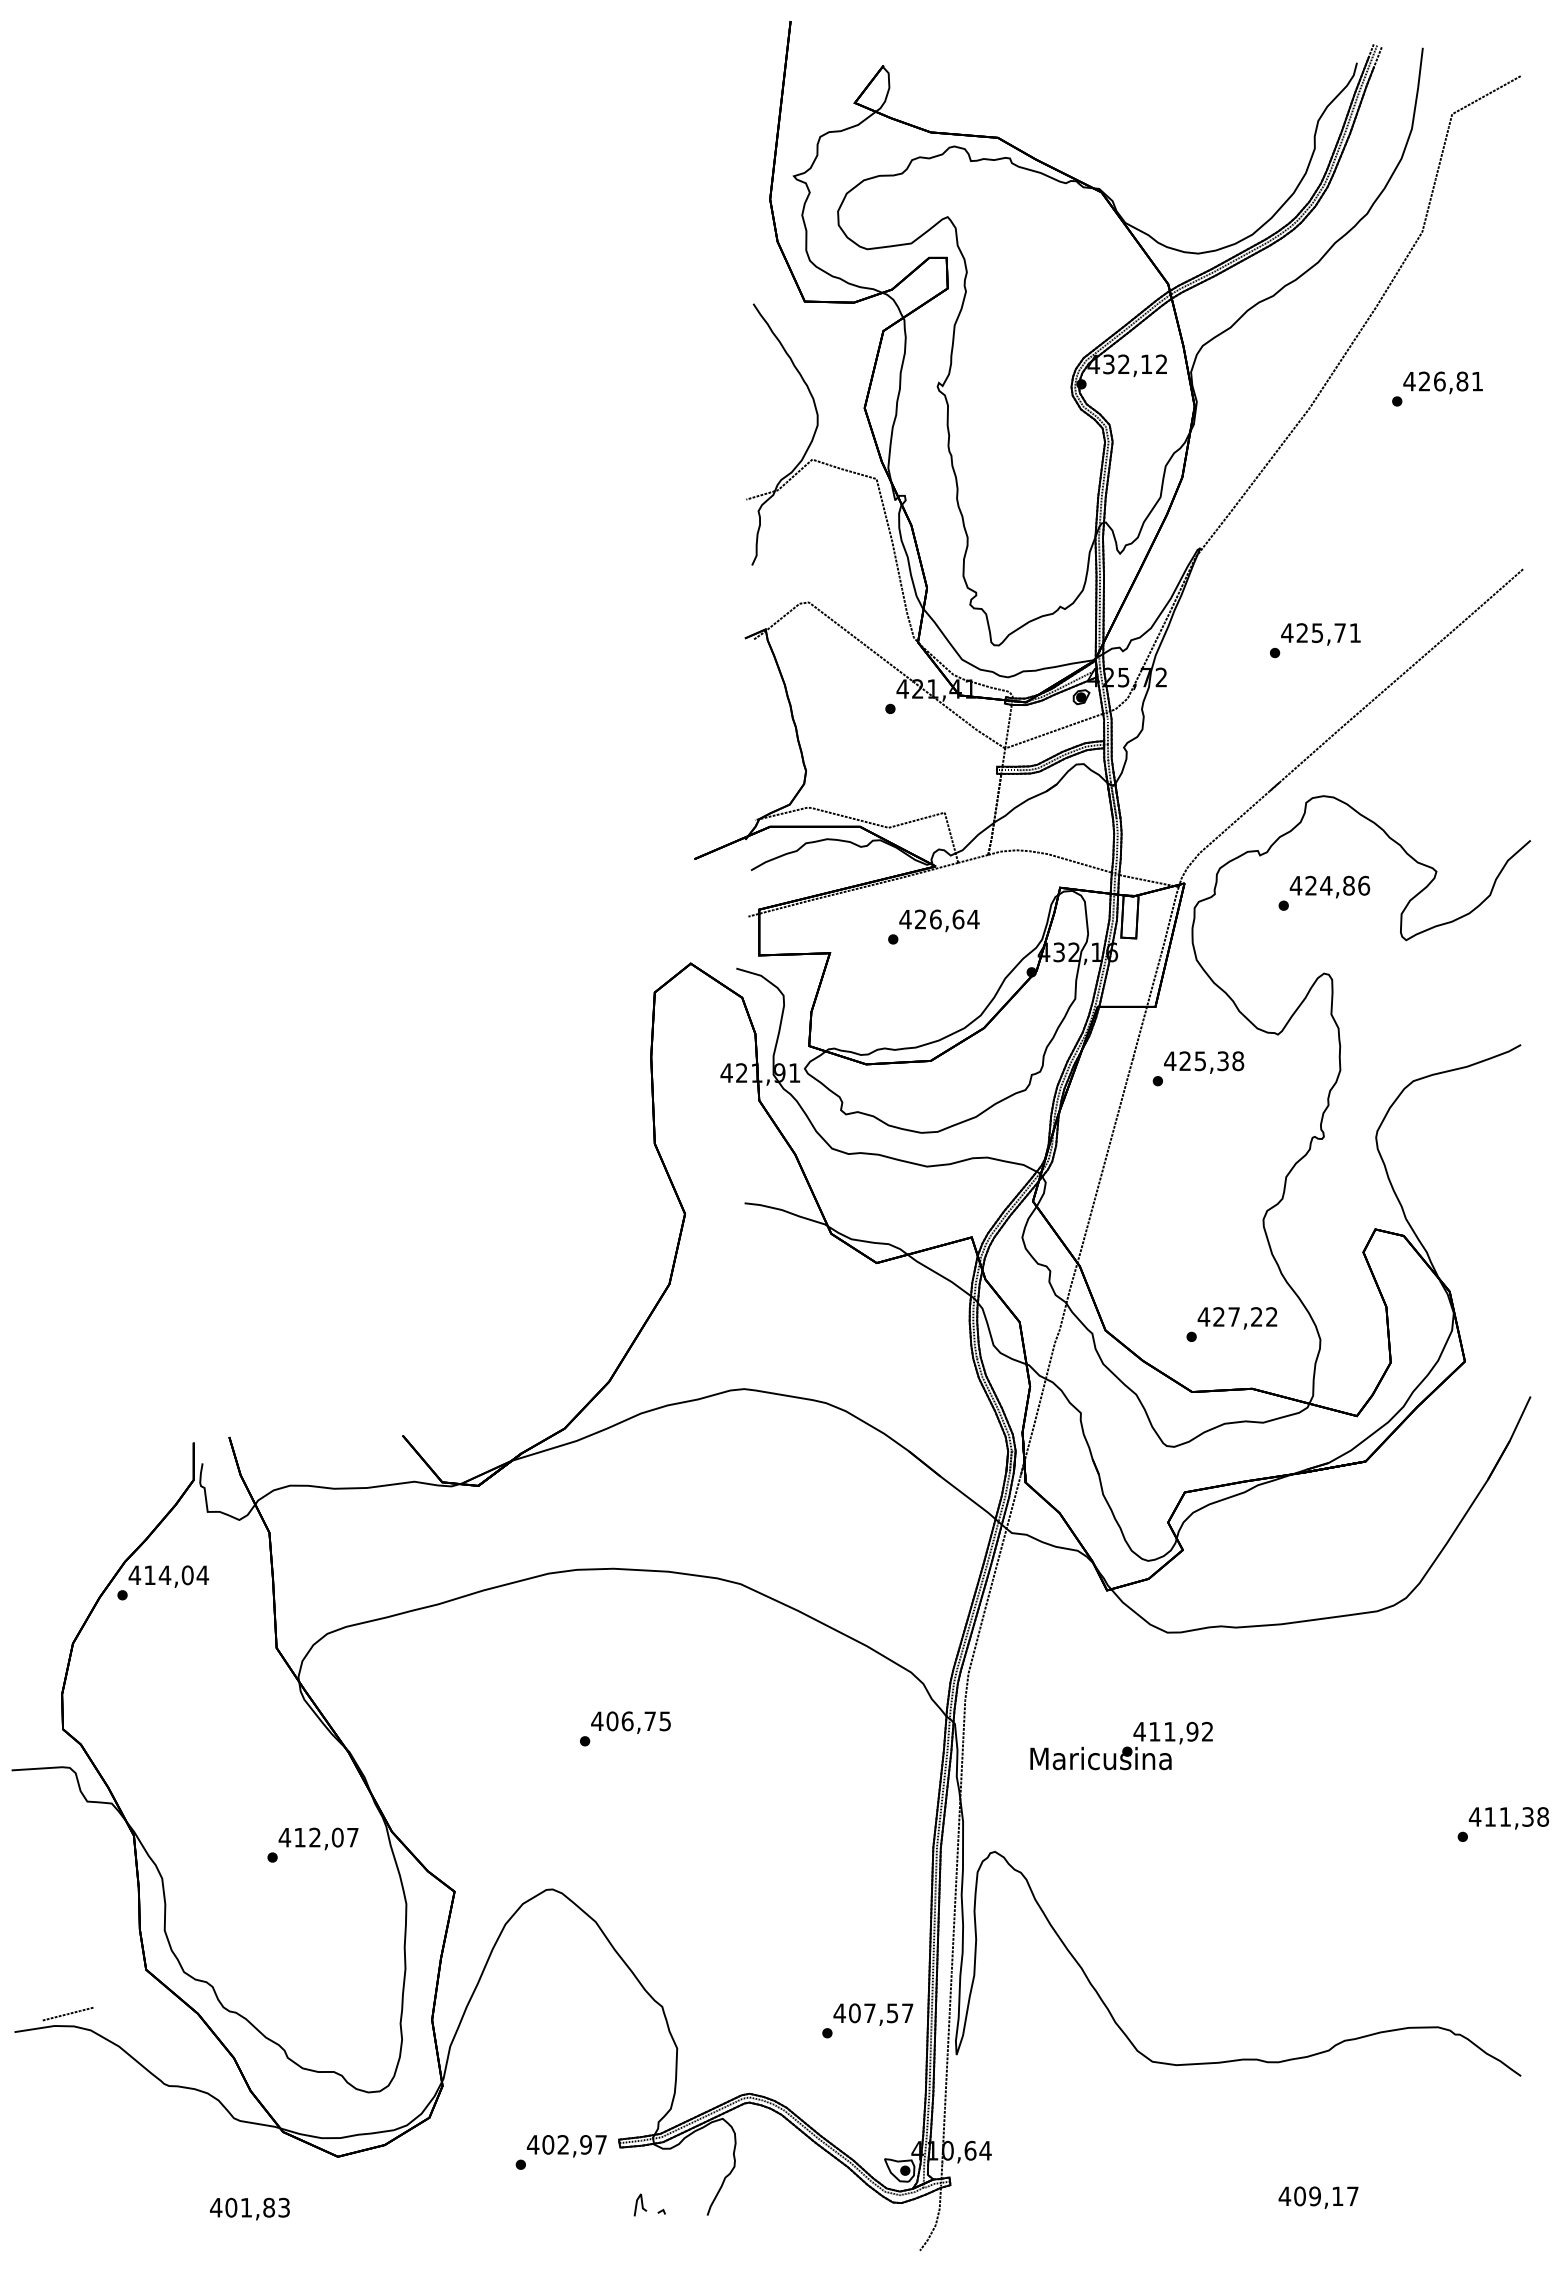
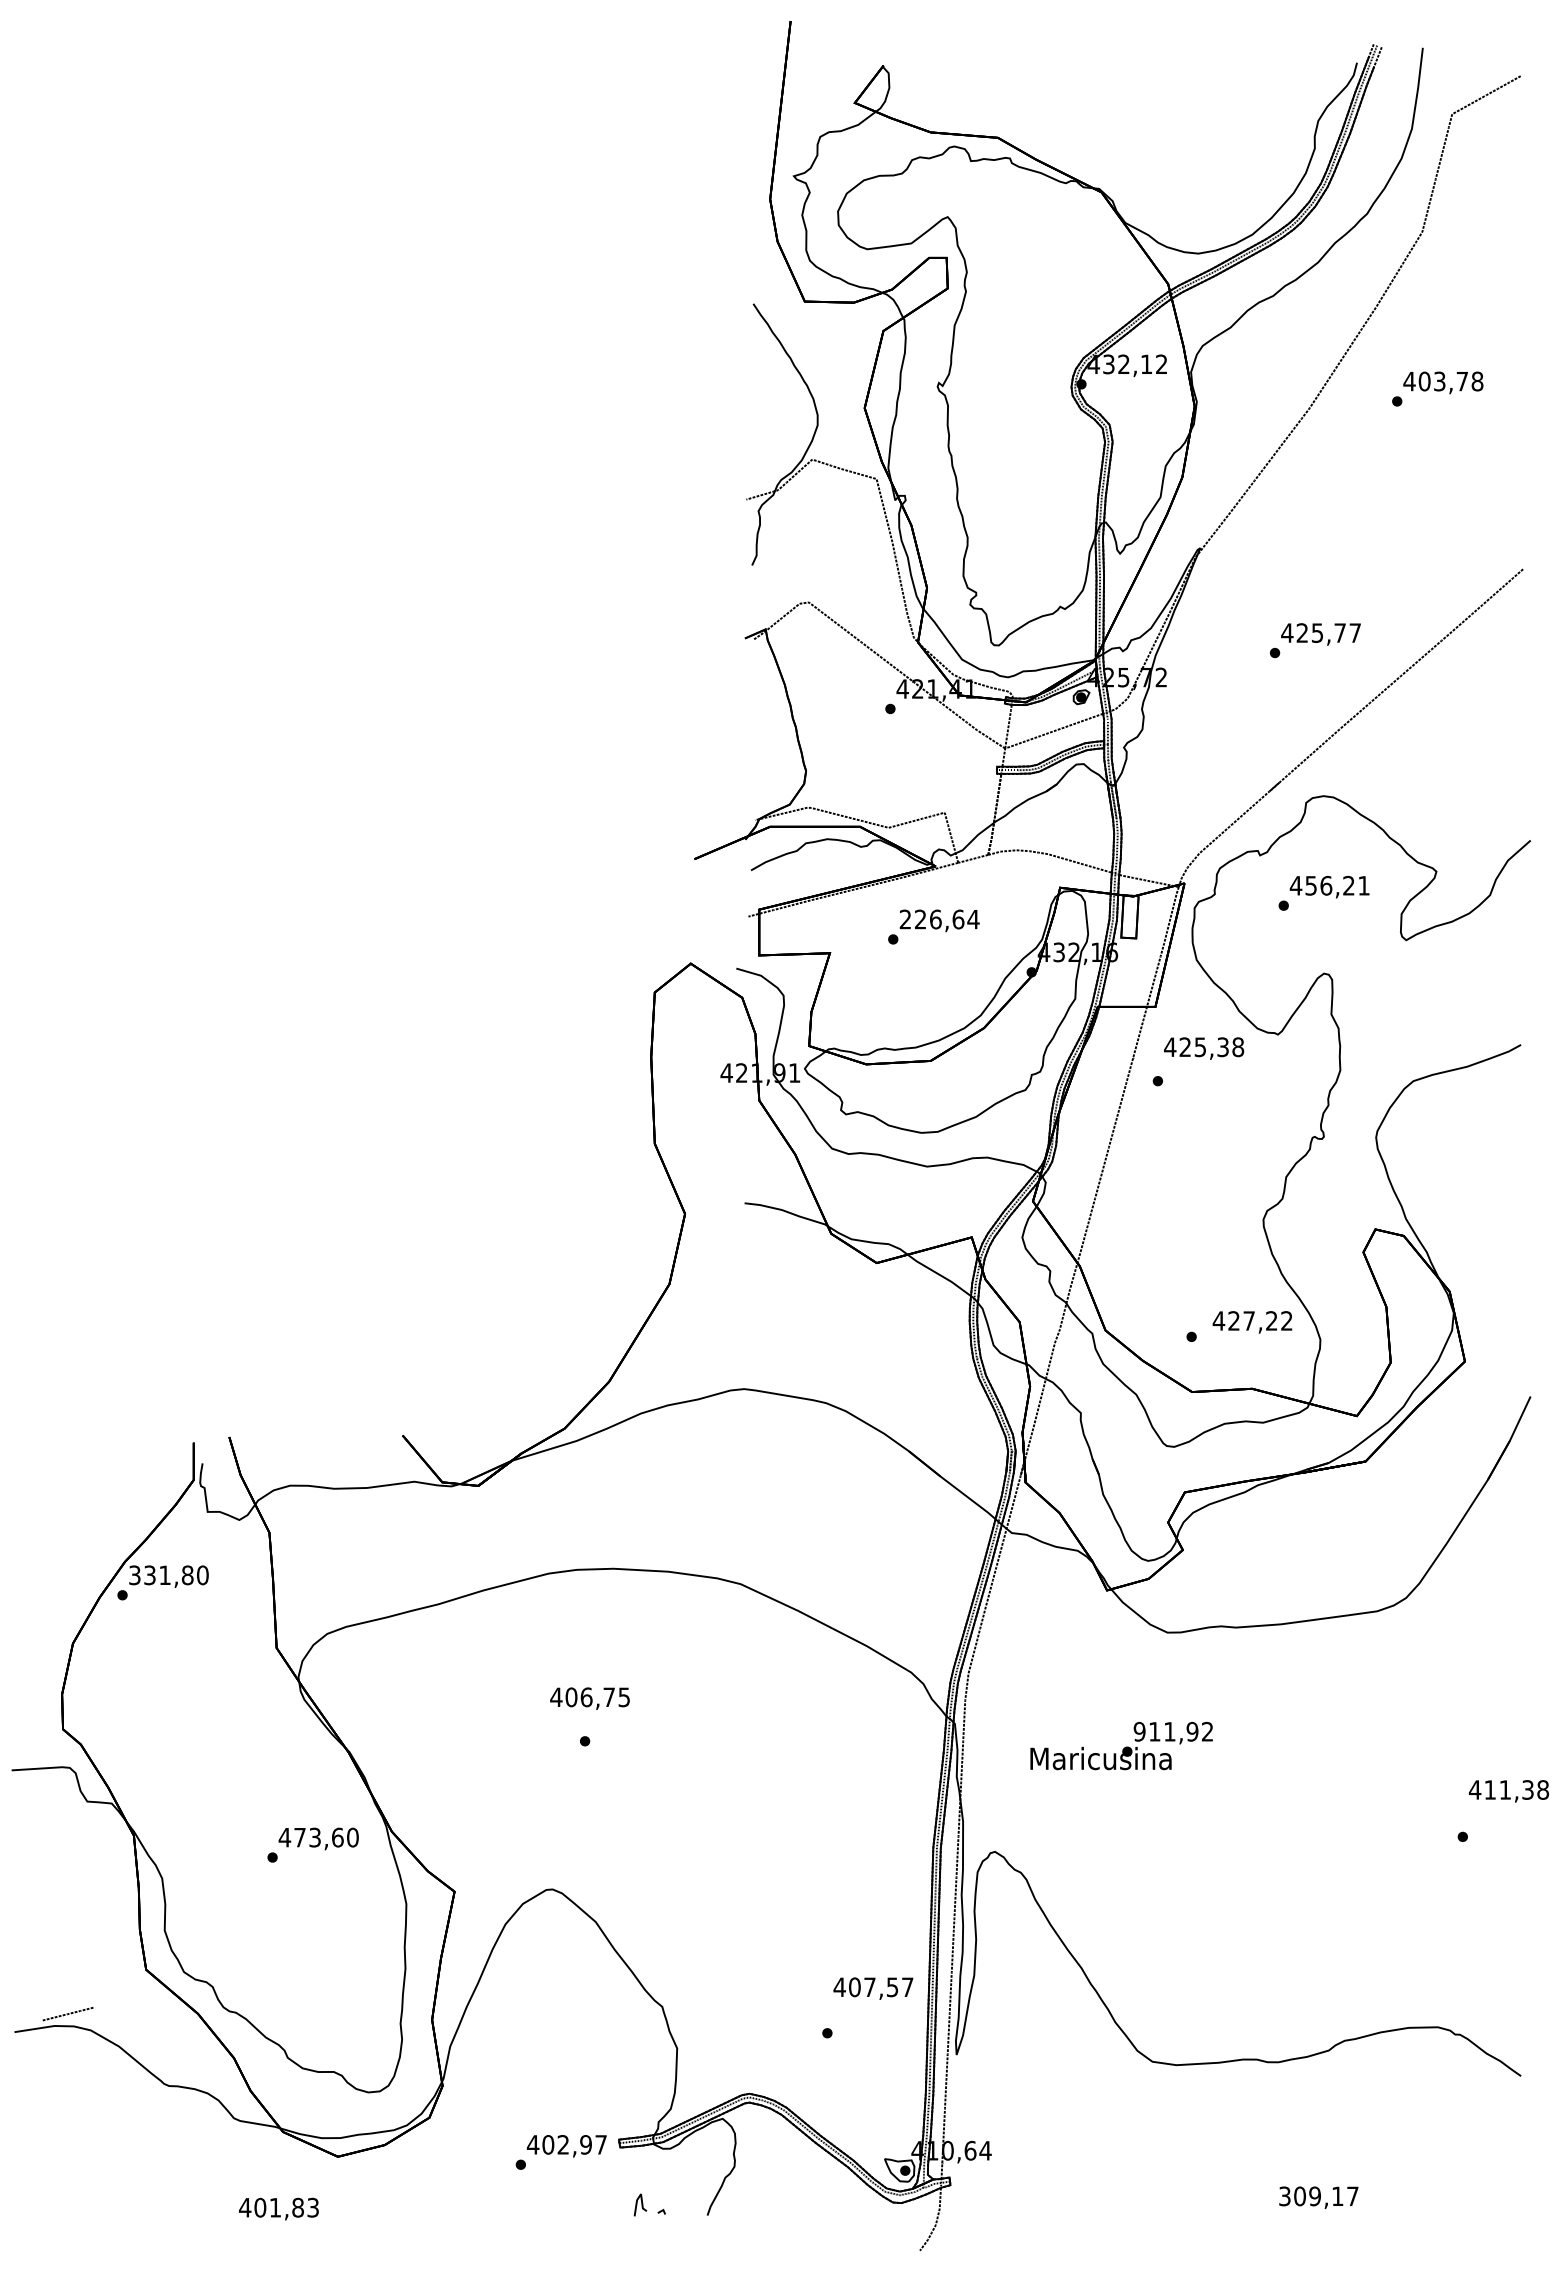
text: 426,81 -> 403,78 (1450, 381)
text: 425,71 -> 425,77 (1354, 632)
text: 424,86 -> 456,21 (1337, 885)
text: 426,64 -> 226,64 (905, 919)
text position: (1204, 1062) -> (1204, 1048) (1204, 1048)
text position: (1237, 1318) -> (1252, 1322) (1252, 1322)
text: 414,04 -> 331,80 (168, 1575)
text position: (630, 1722) -> (589, 1698) (589, 1698)
text: 411,92 -> 911,92 (1139, 1731)
text position: (1508, 1818) -> (1508, 1791) (1508, 1791)
text: 412,07 -> 473,60 (326, 1837)
text position: (873, 2014) -> (873, 1988) (873, 1988)
text: 409,17 -> 309,17 (1284, 2196)
text position: (249, 2208) -> (278, 2208) (278, 2208)
